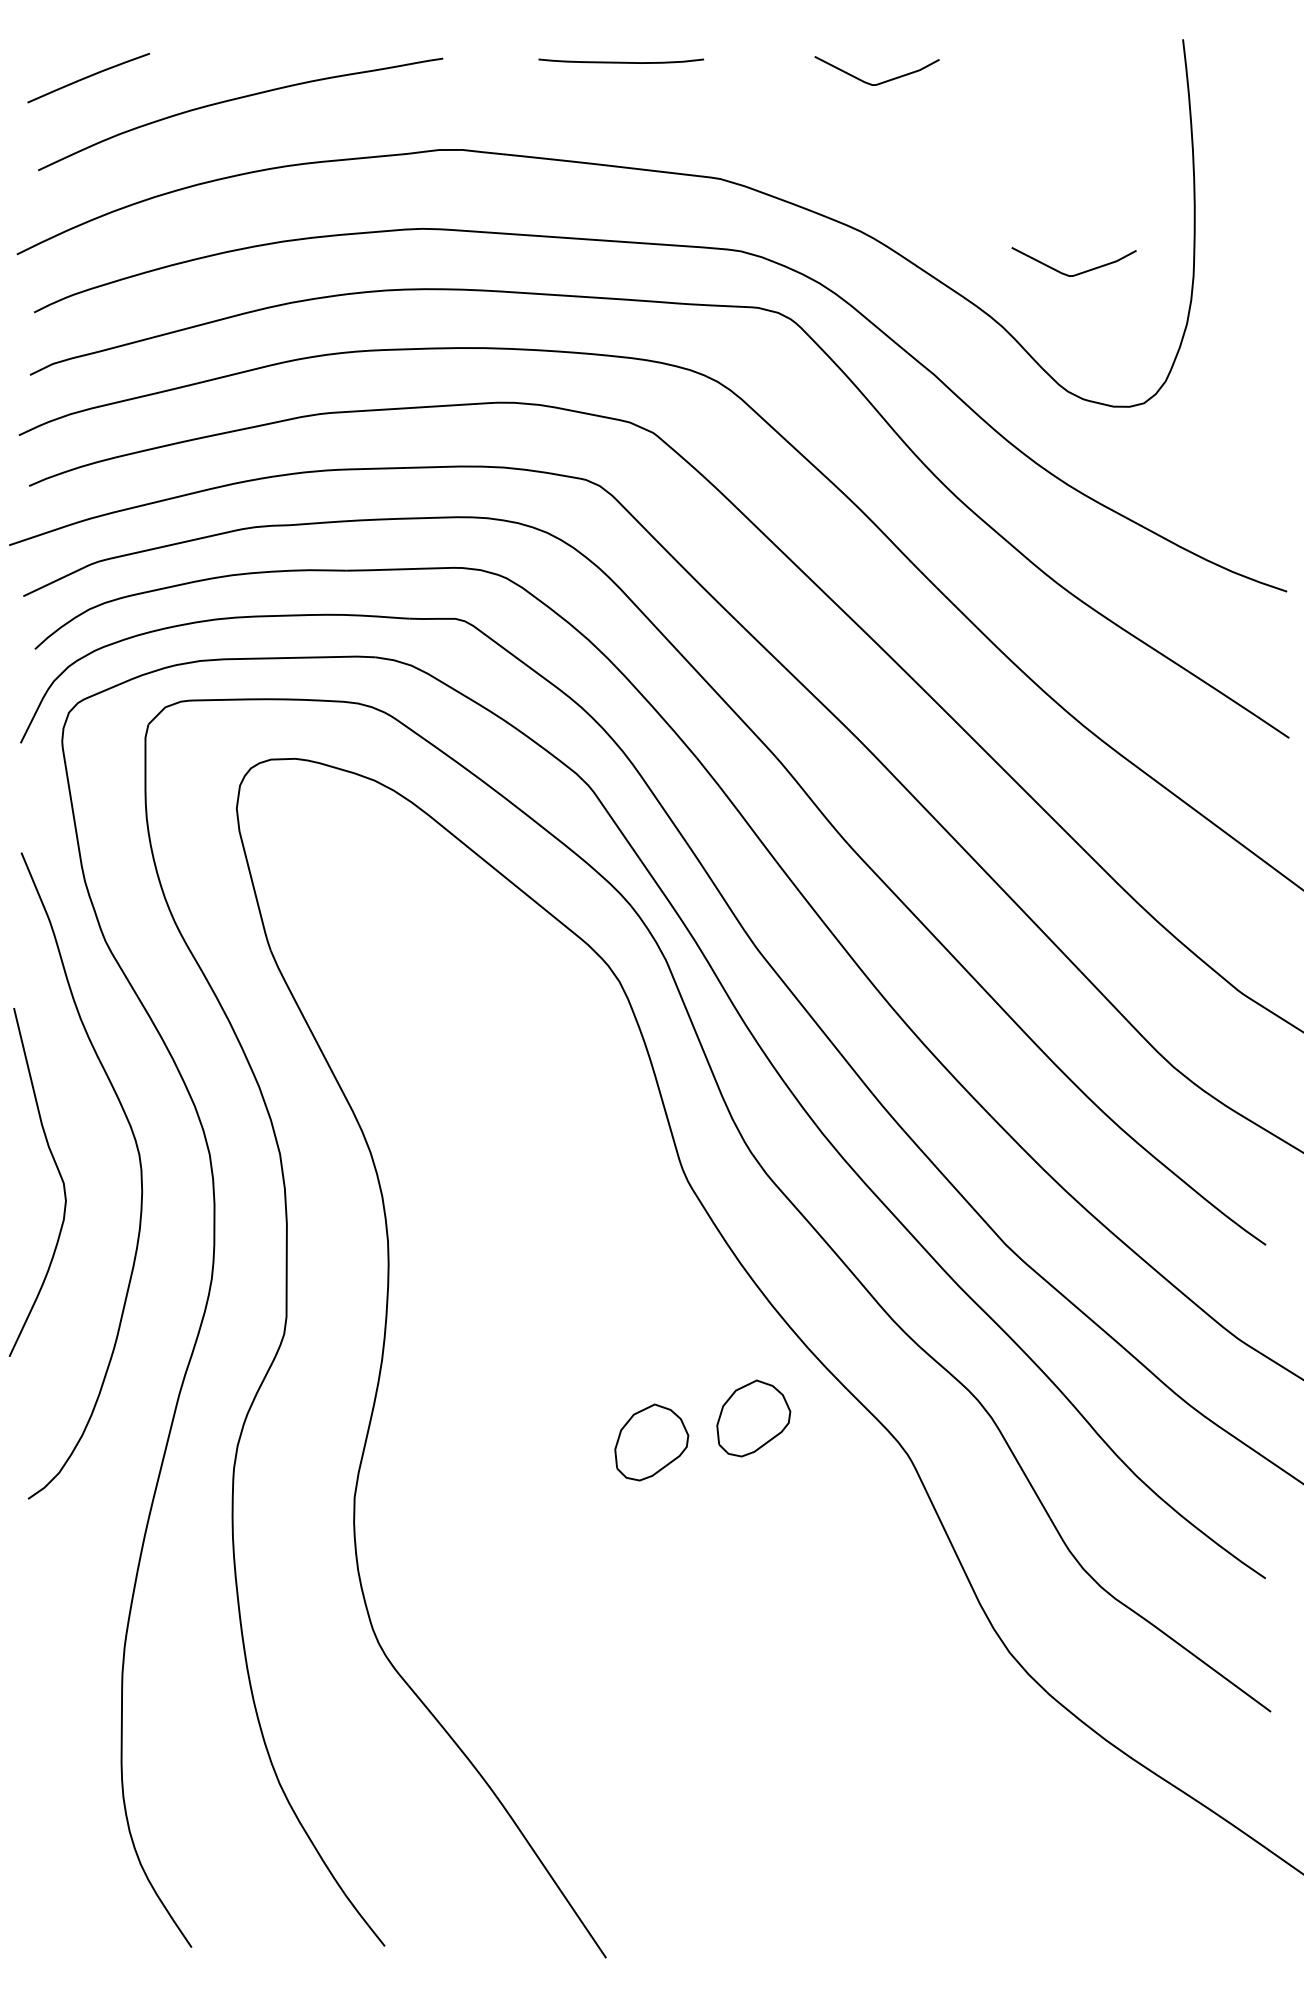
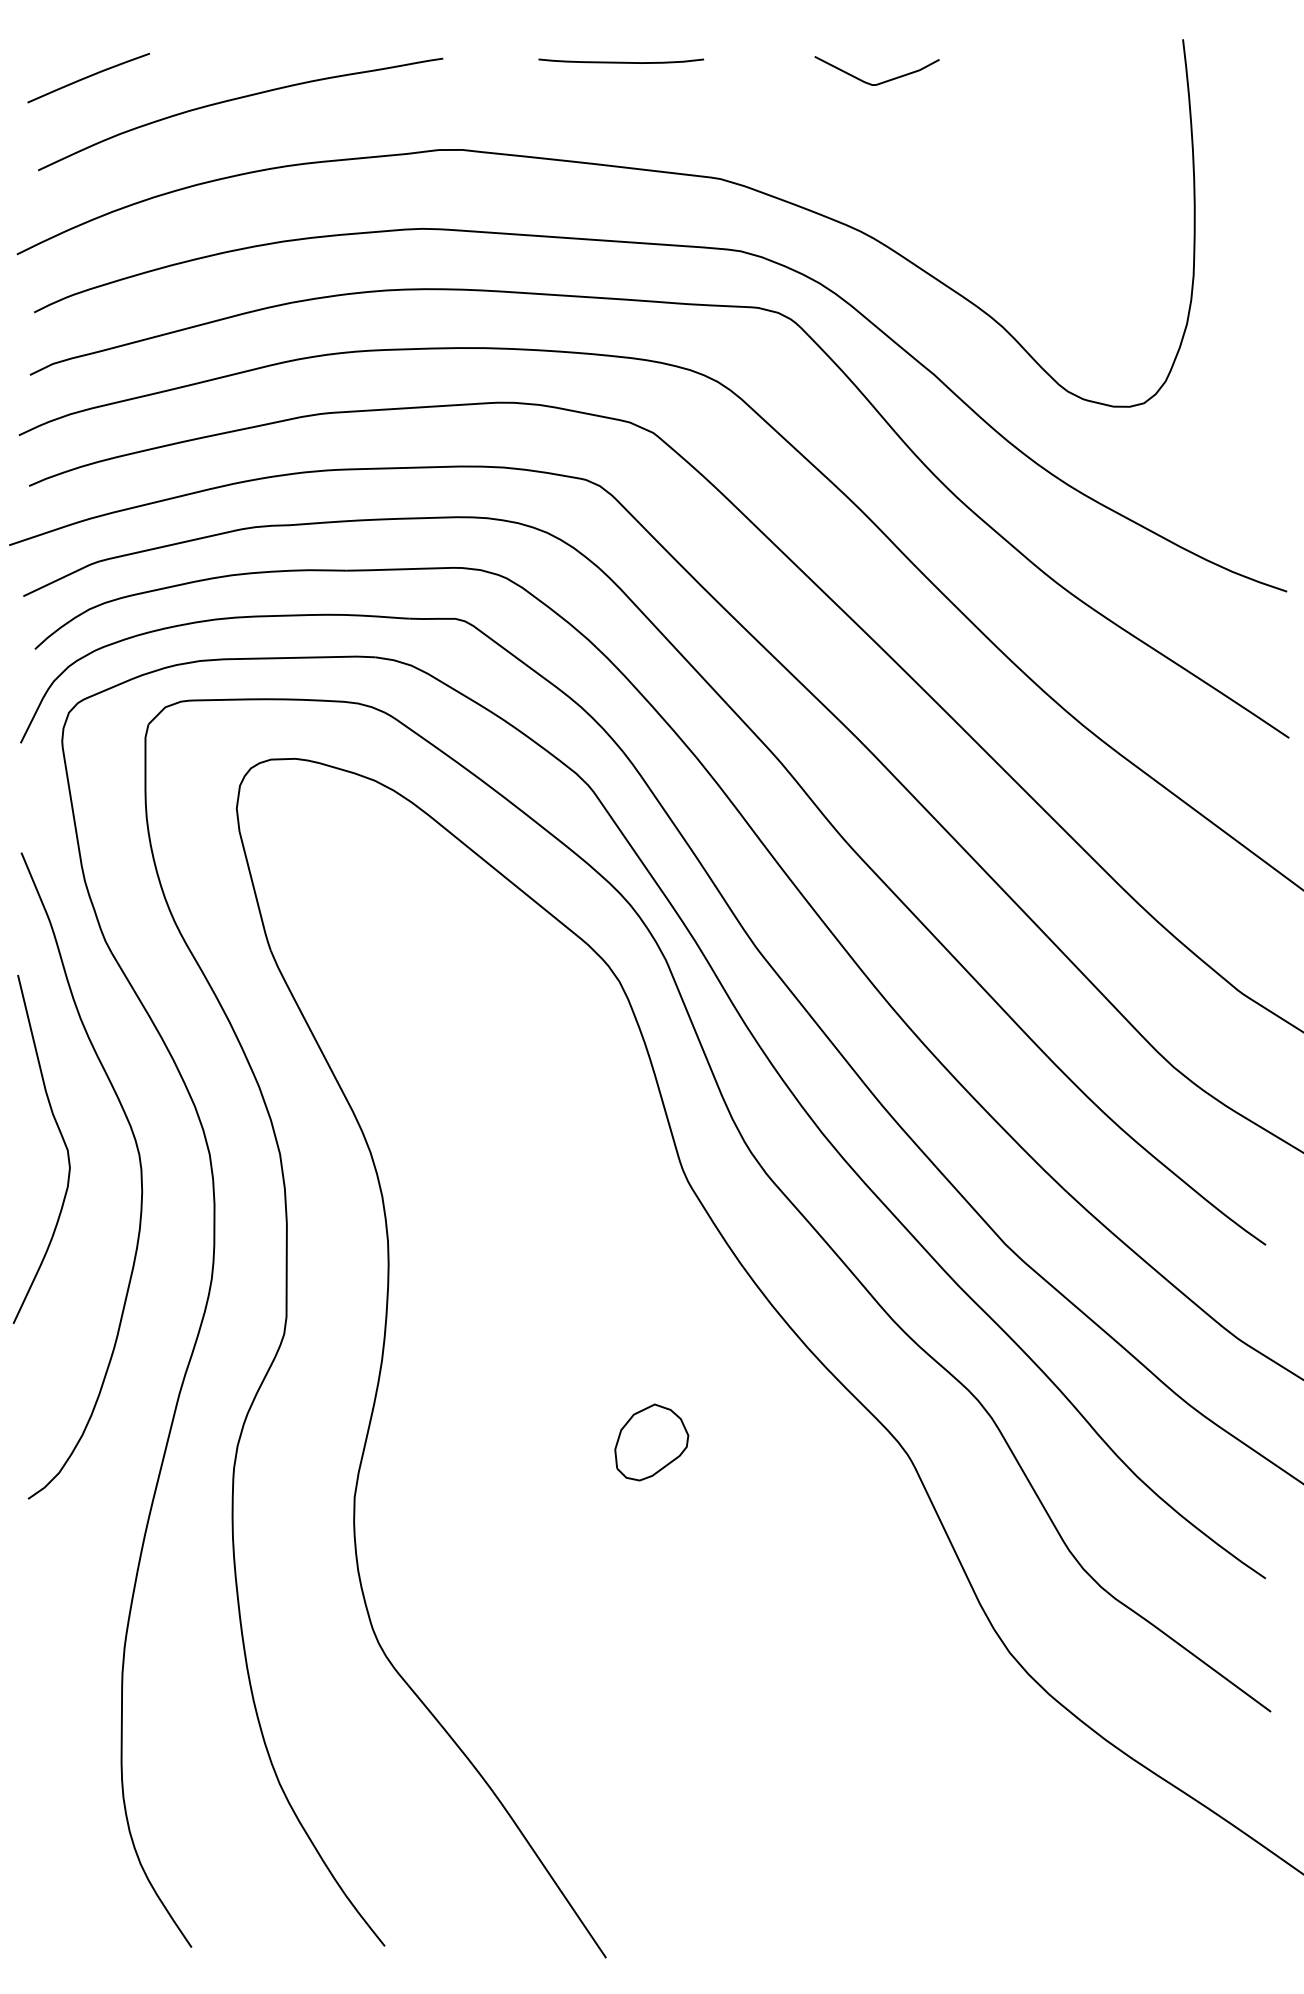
curve: present -> none (1076, 273)
curve position: (58, 1173) -> (62, 1140) (62, 1140)
part: present -> none (753, 1418)
